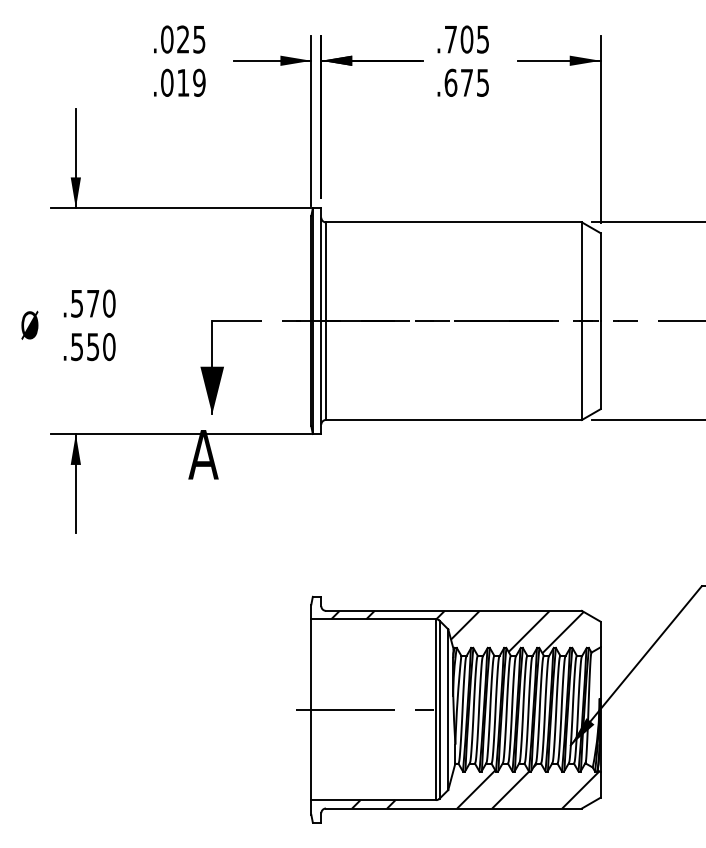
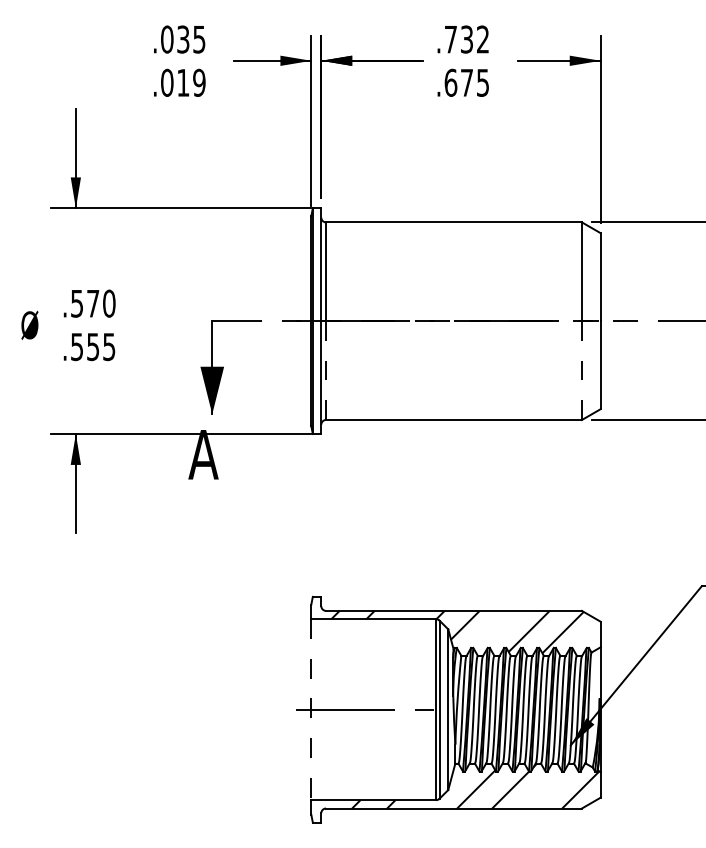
text: .025 -> .035 (183, 39)
text: .705 -> .732 (474, 39)
text: .550 -> .555 (109, 346)
line: solid -> dashed (325, 370)
line: solid -> dashed (581, 370)
line: solid -> dashed (311, 710)
